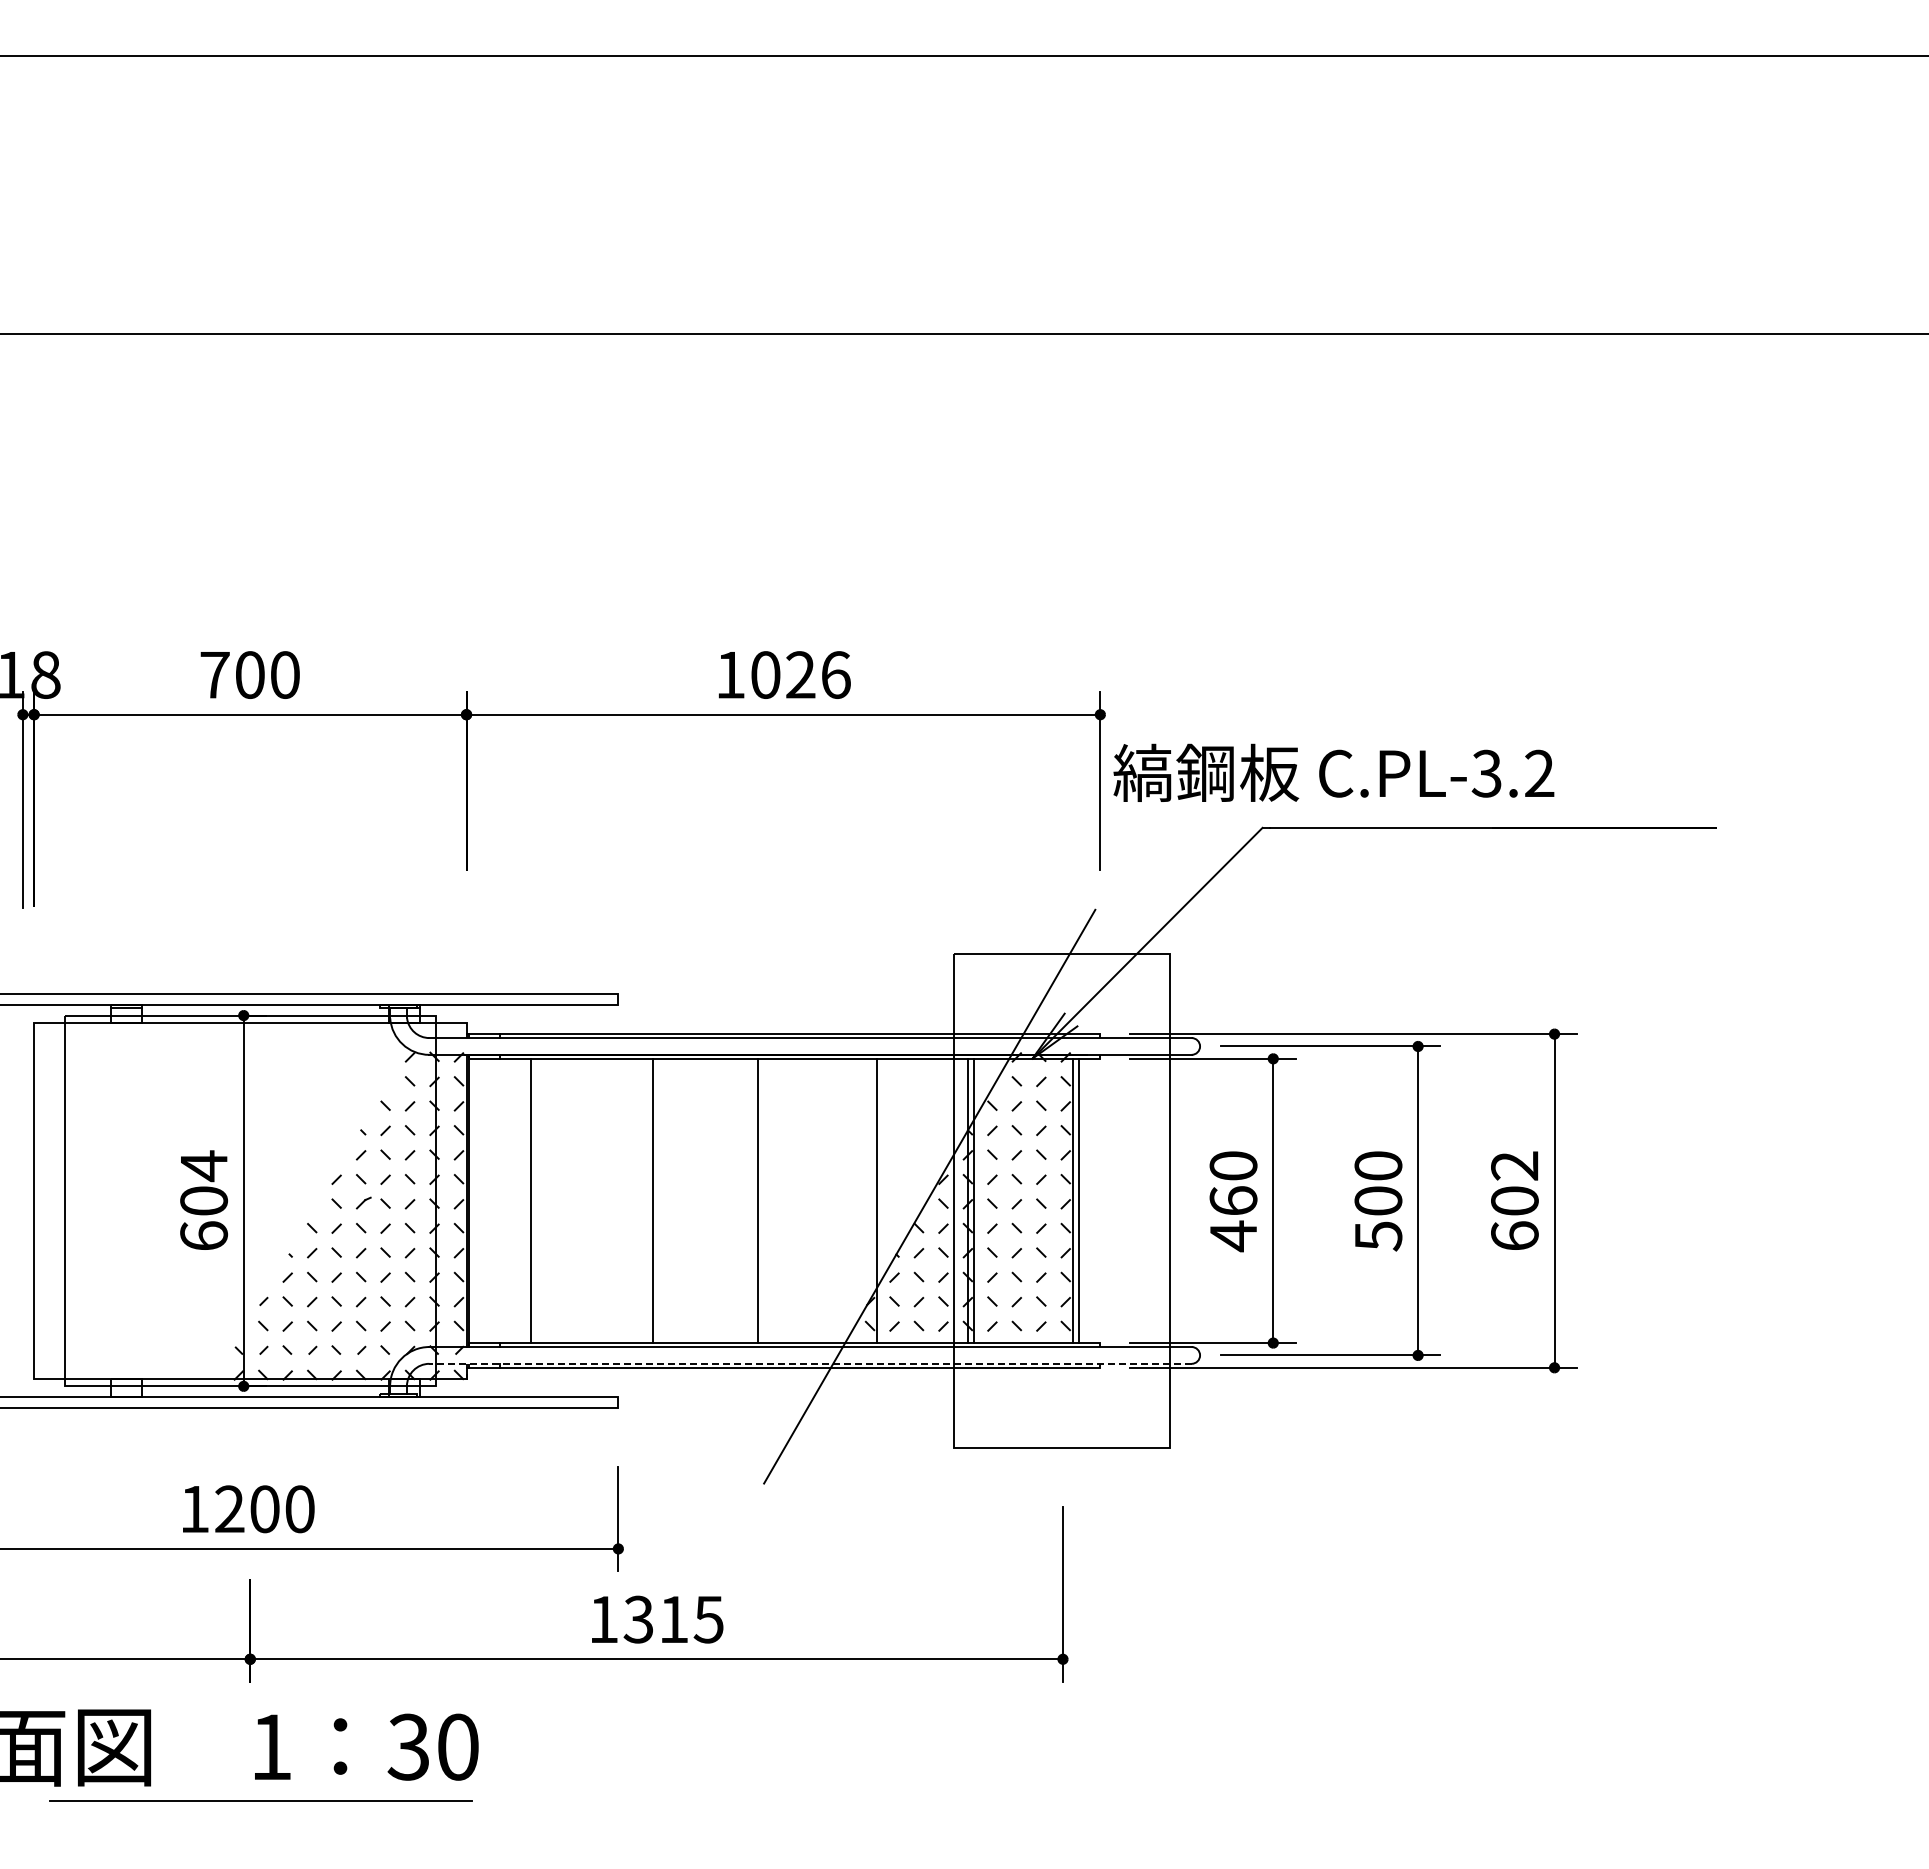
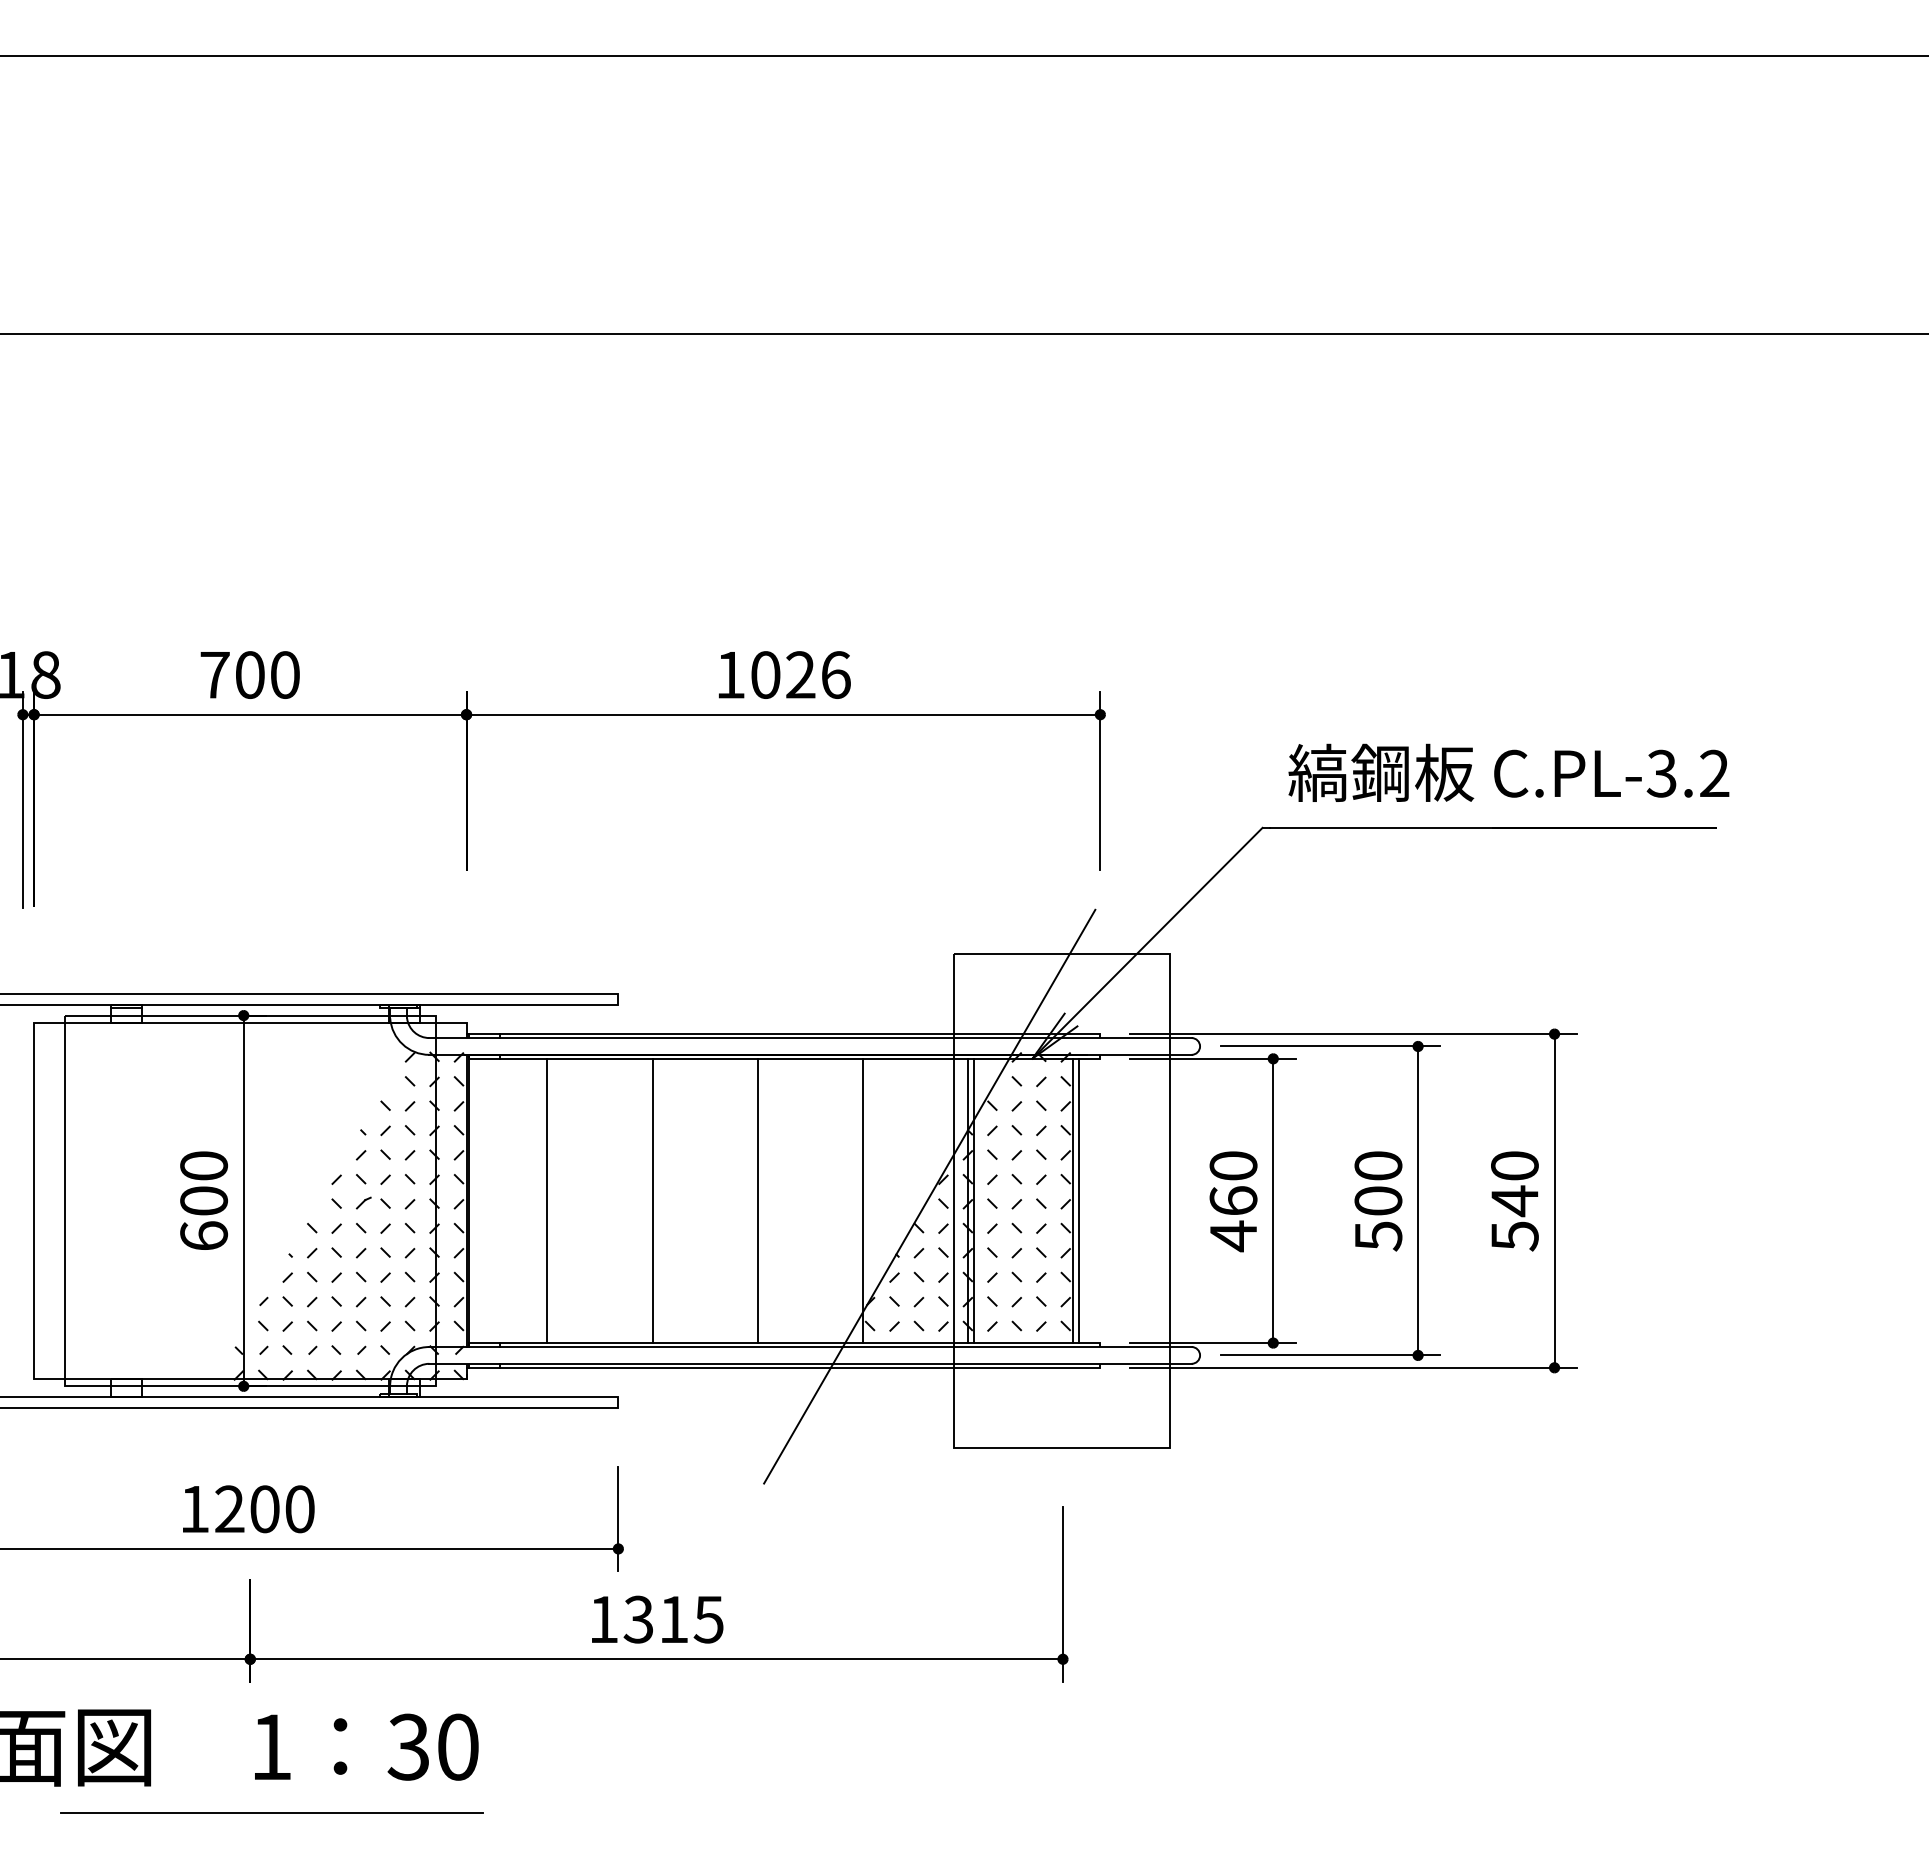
text position: (1333, 772) -> (1508, 772) (1508, 772)
text: 604 -> 600 (204, 1166)
line position: (531, 1200) -> (547, 1200) (547, 1200)
line position: (877, 1200) -> (863, 1200) (863, 1200)
text: 602 -> 540 (1514, 1201)
line: dashed -> solid (810, 1363)
line position: (260, 1800) -> (271, 1812) (271, 1812)
